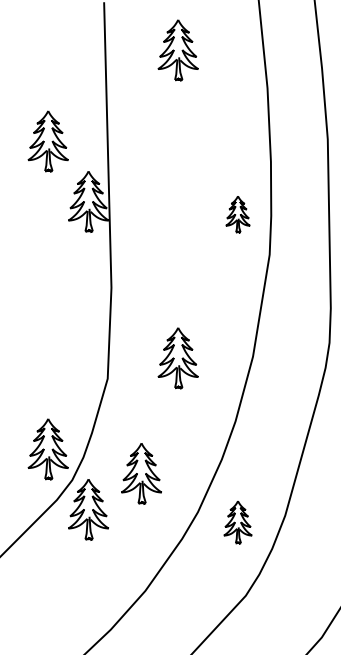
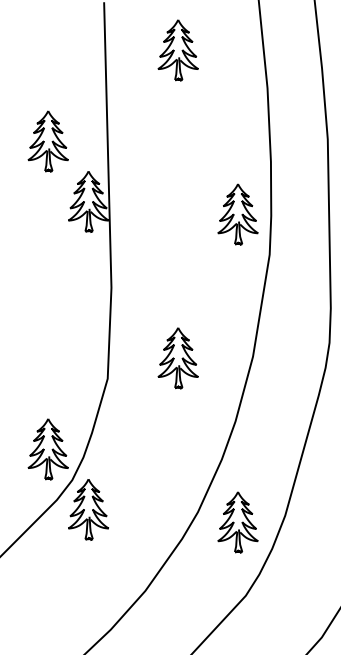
part size: 26x38 px -> 42x63 px (237, 214)
part: present -> none (141, 473)
part size: 30x44 px -> 42x63 px (237, 522)
